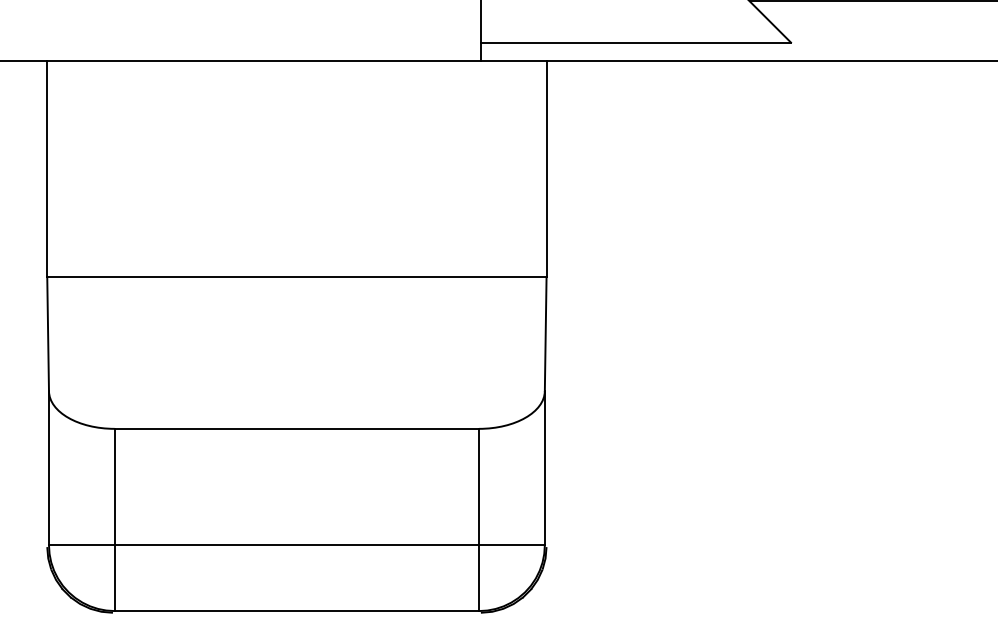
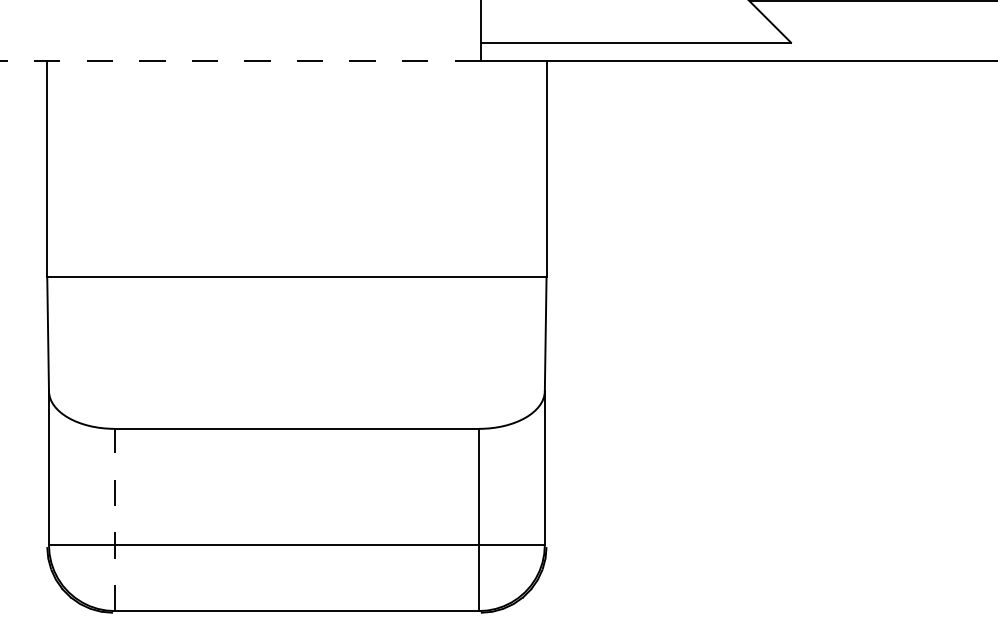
line: solid -> dashed (240, 60)
line: solid -> dashed (114, 519)
